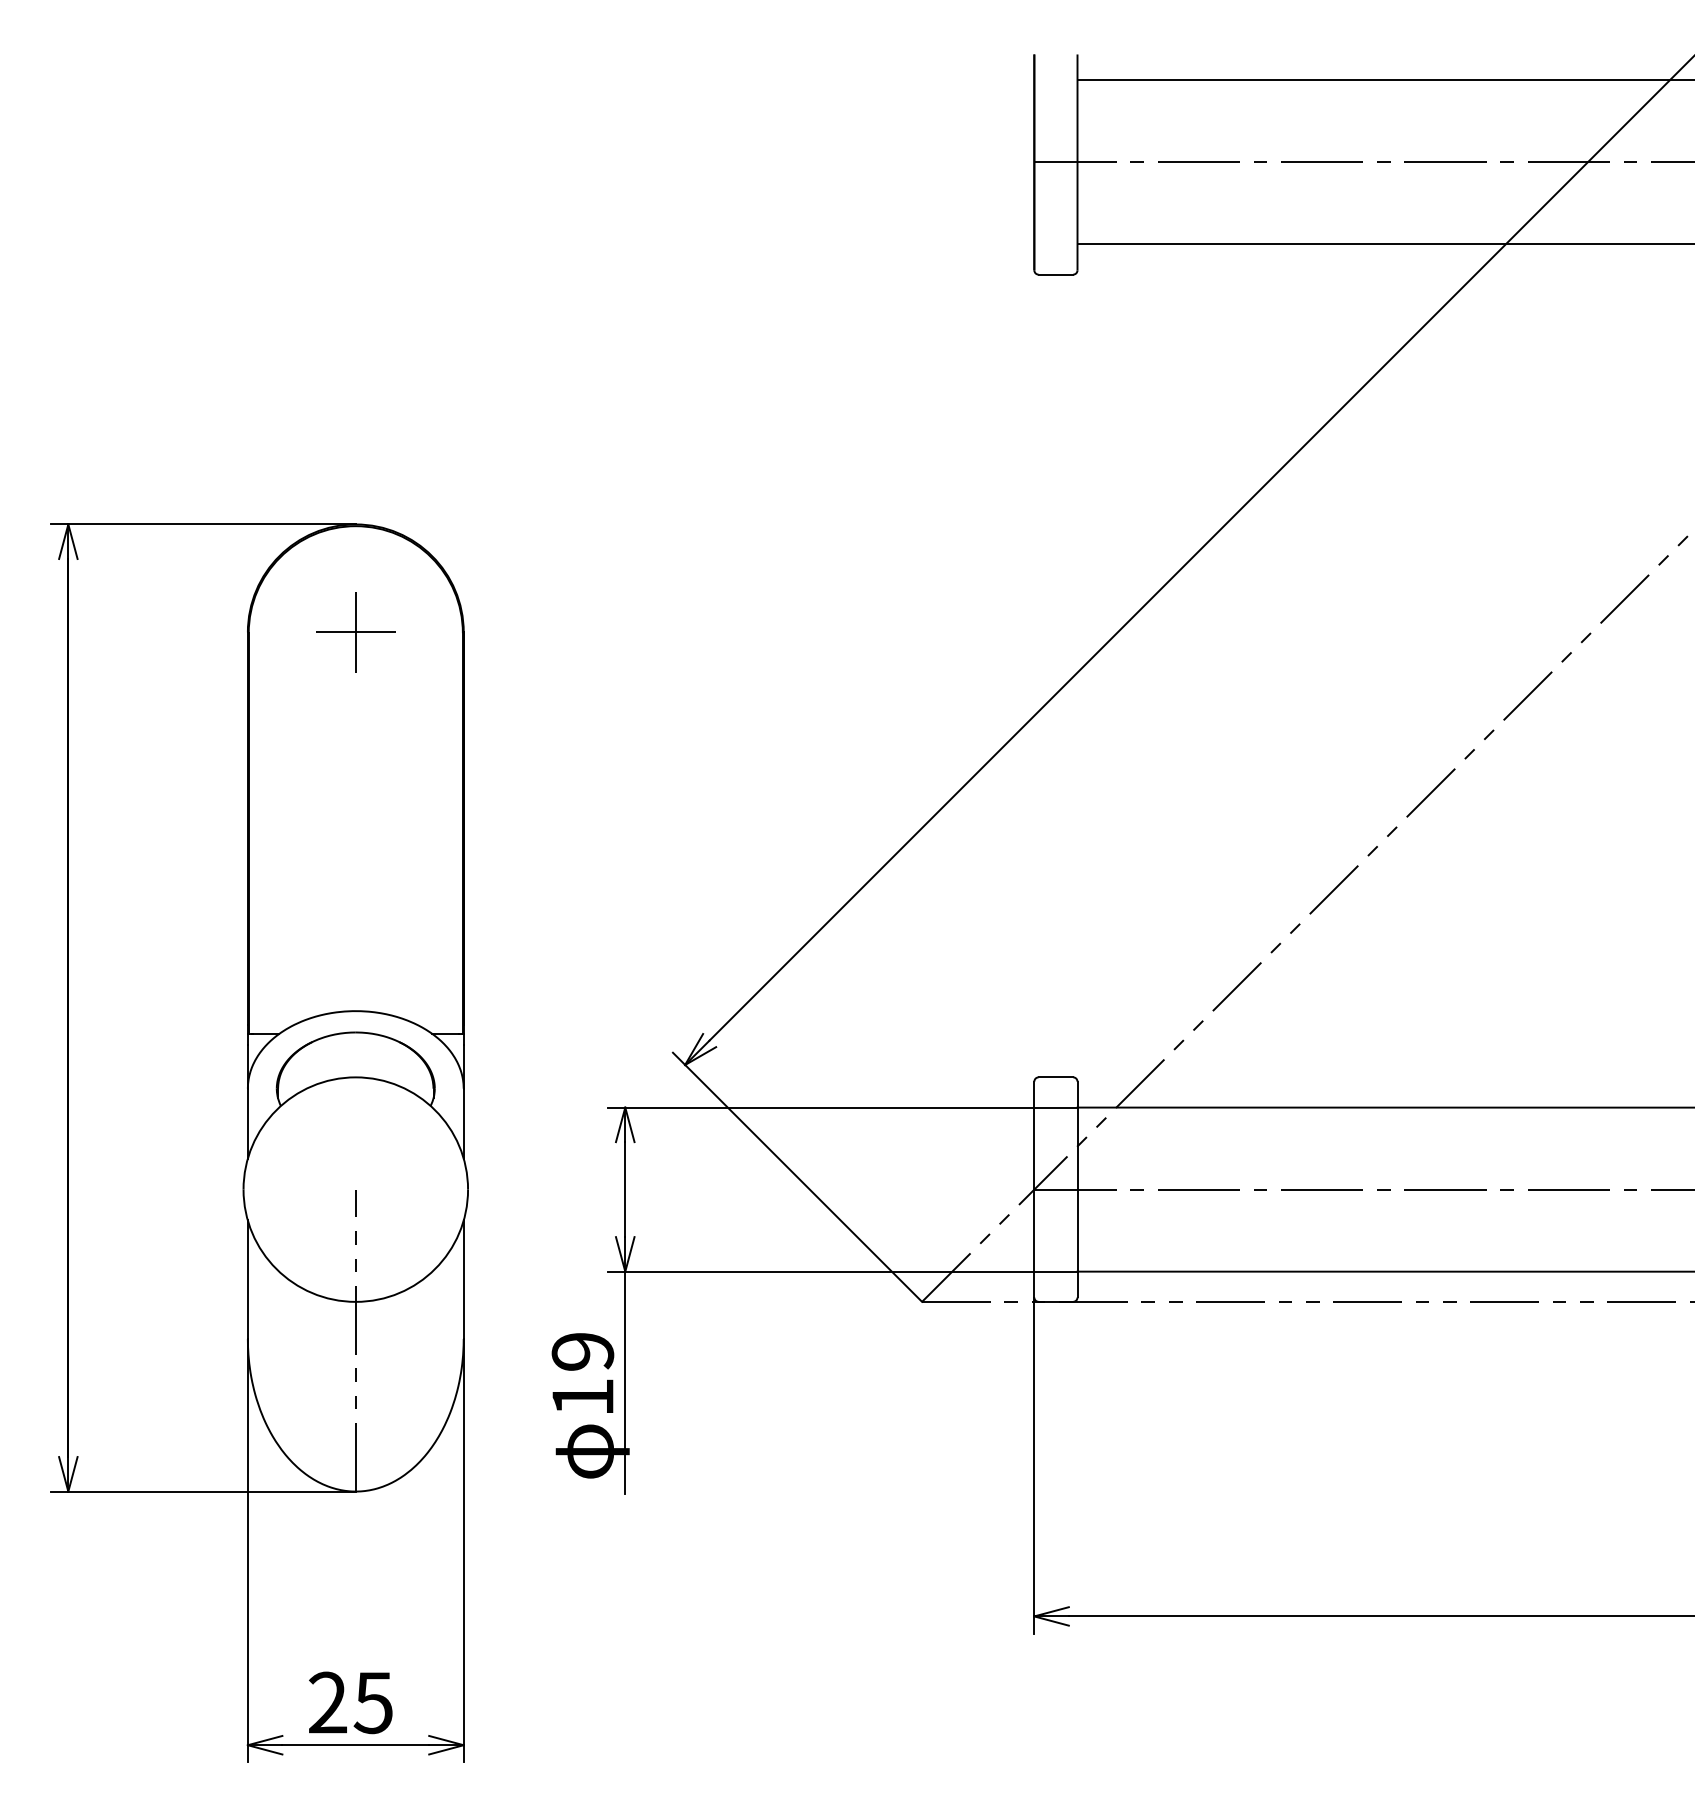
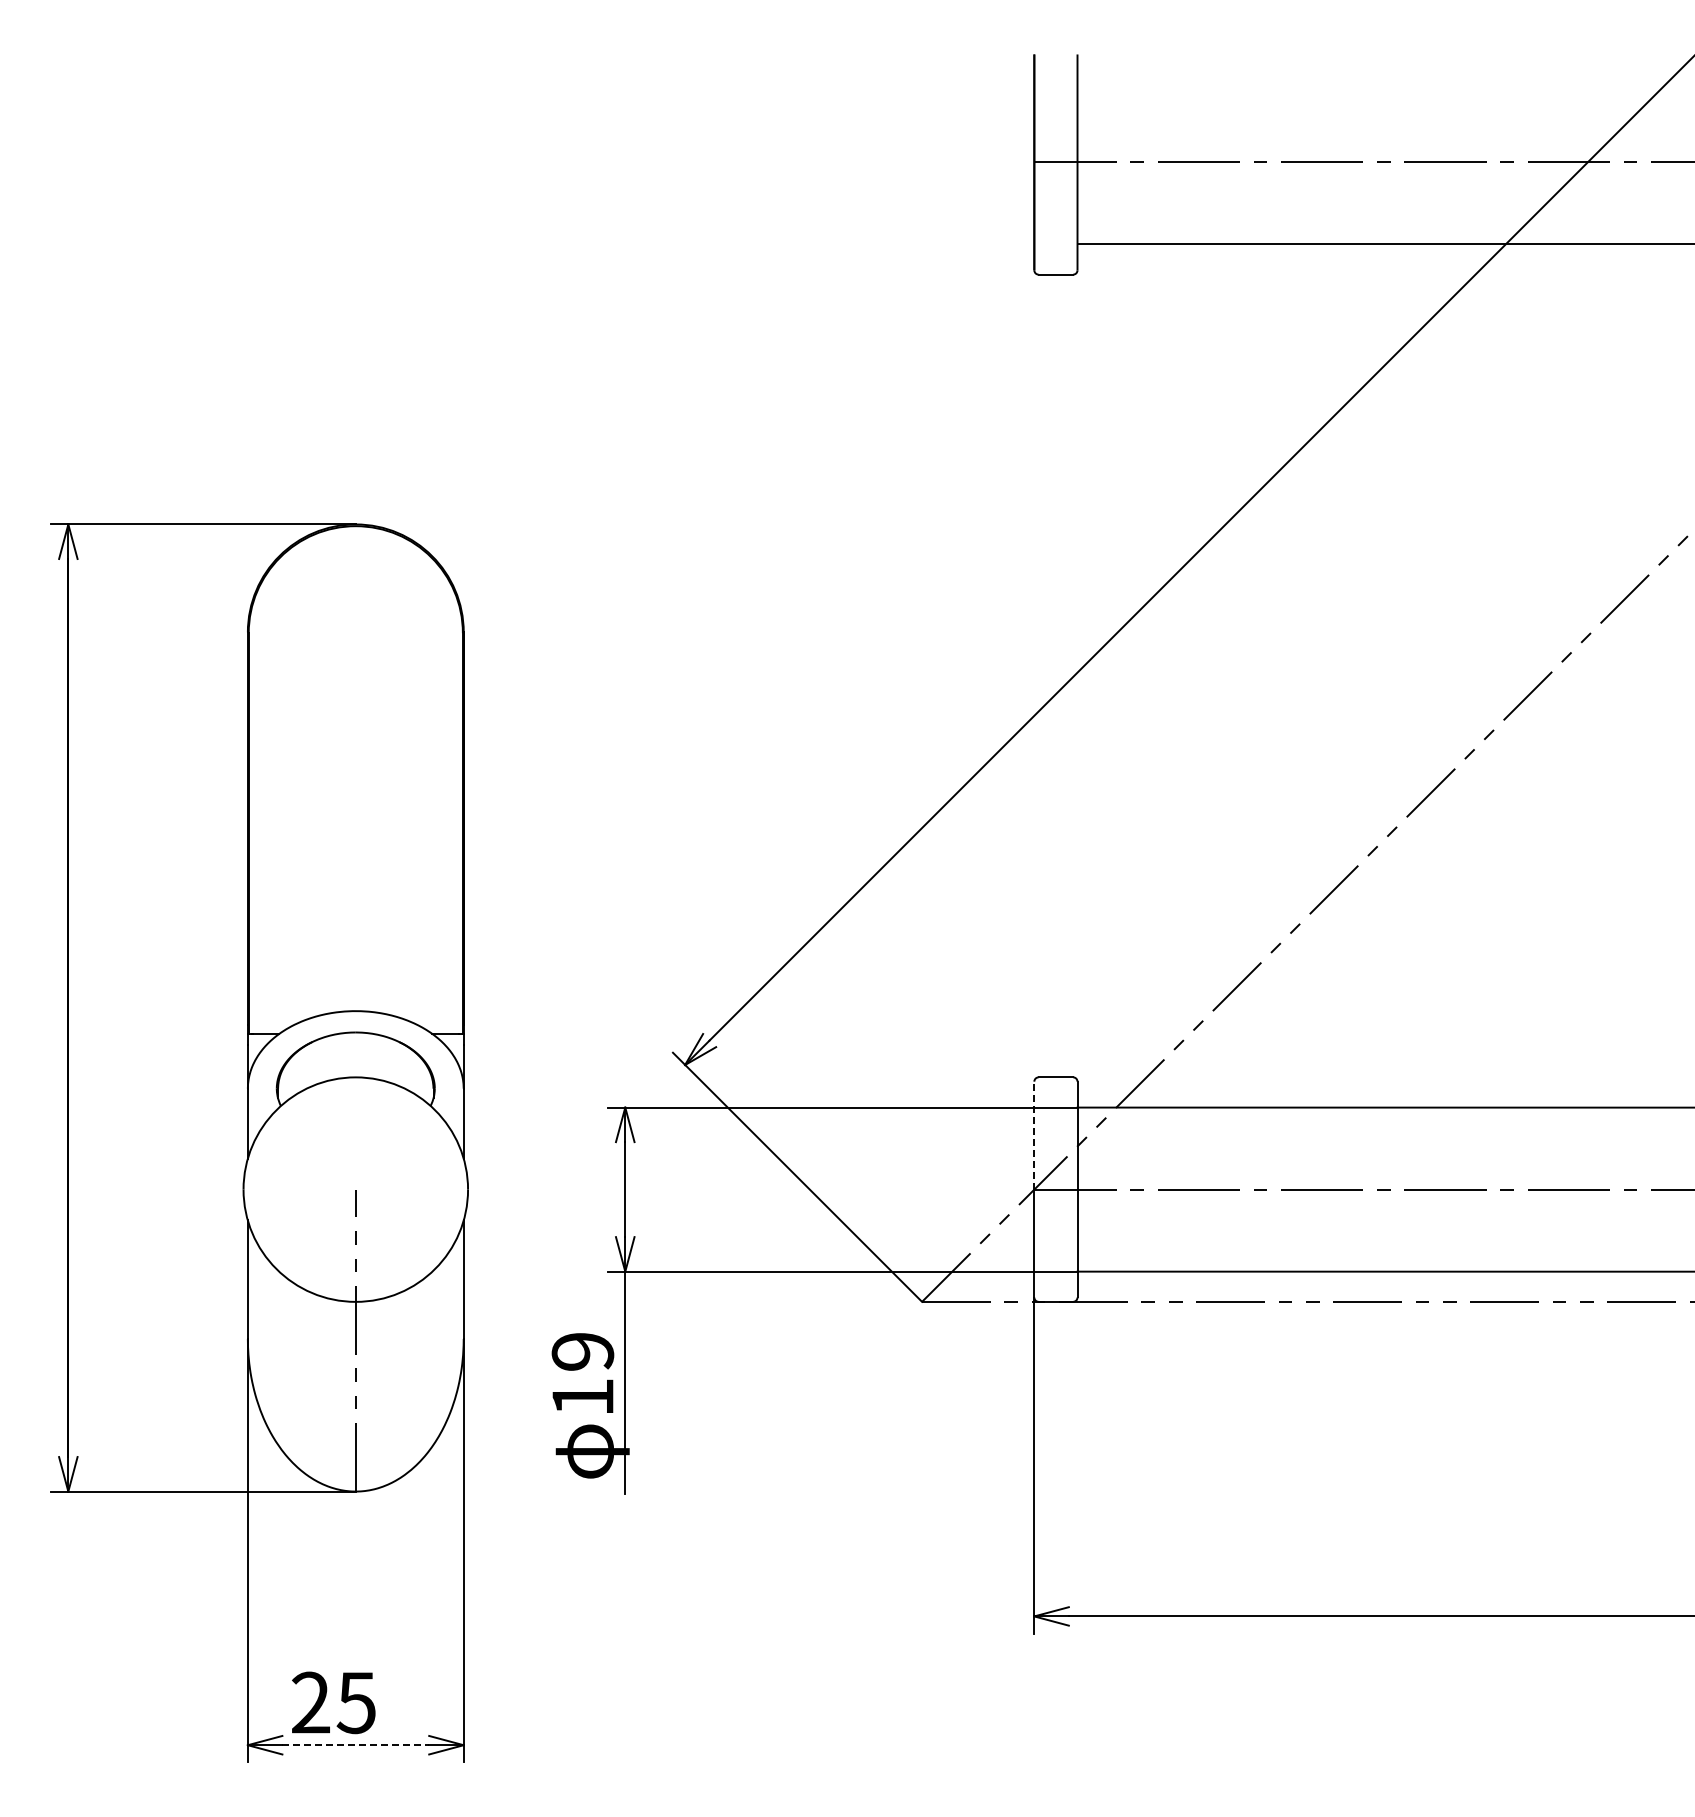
line: present -> none (1384, 80)
part: present -> none (355, 632)
line: solid -> dashed (1034, 1135)
text position: (350, 1702) -> (333, 1702) (333, 1702)
line: solid -> dashed (356, 1745)
